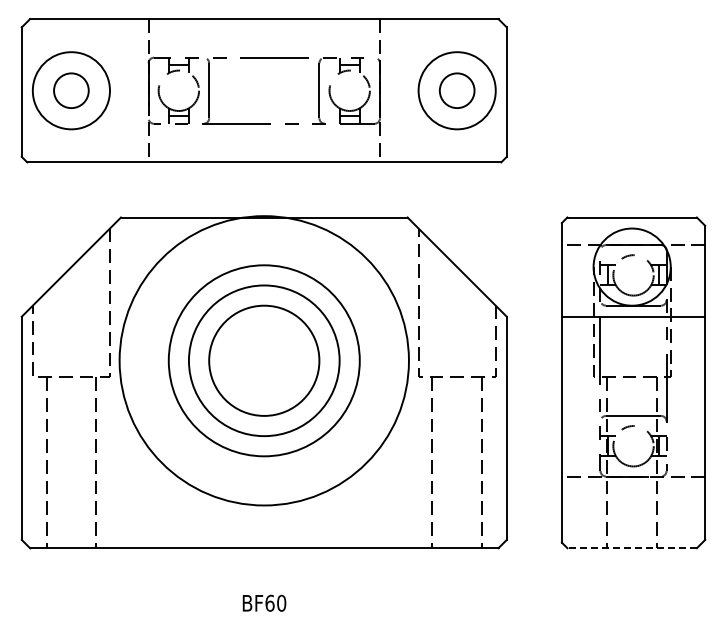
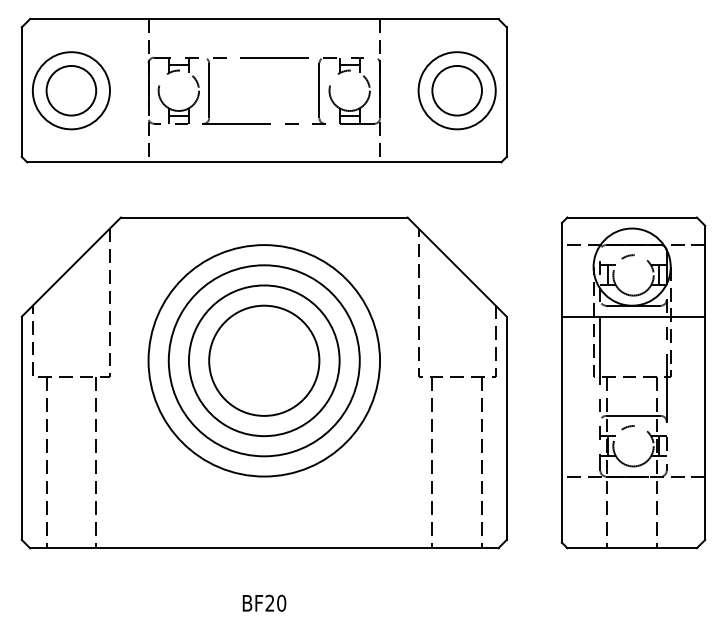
circle diameter: 35 px -> 50 px (71, 90)
circle diameter: 35 px -> 50 px (456, 90)
circle diameter: 289 px -> 231 px (264, 360)
line: dashed -> solid (632, 548)
text: BF60 -> BF20 (269, 602)
